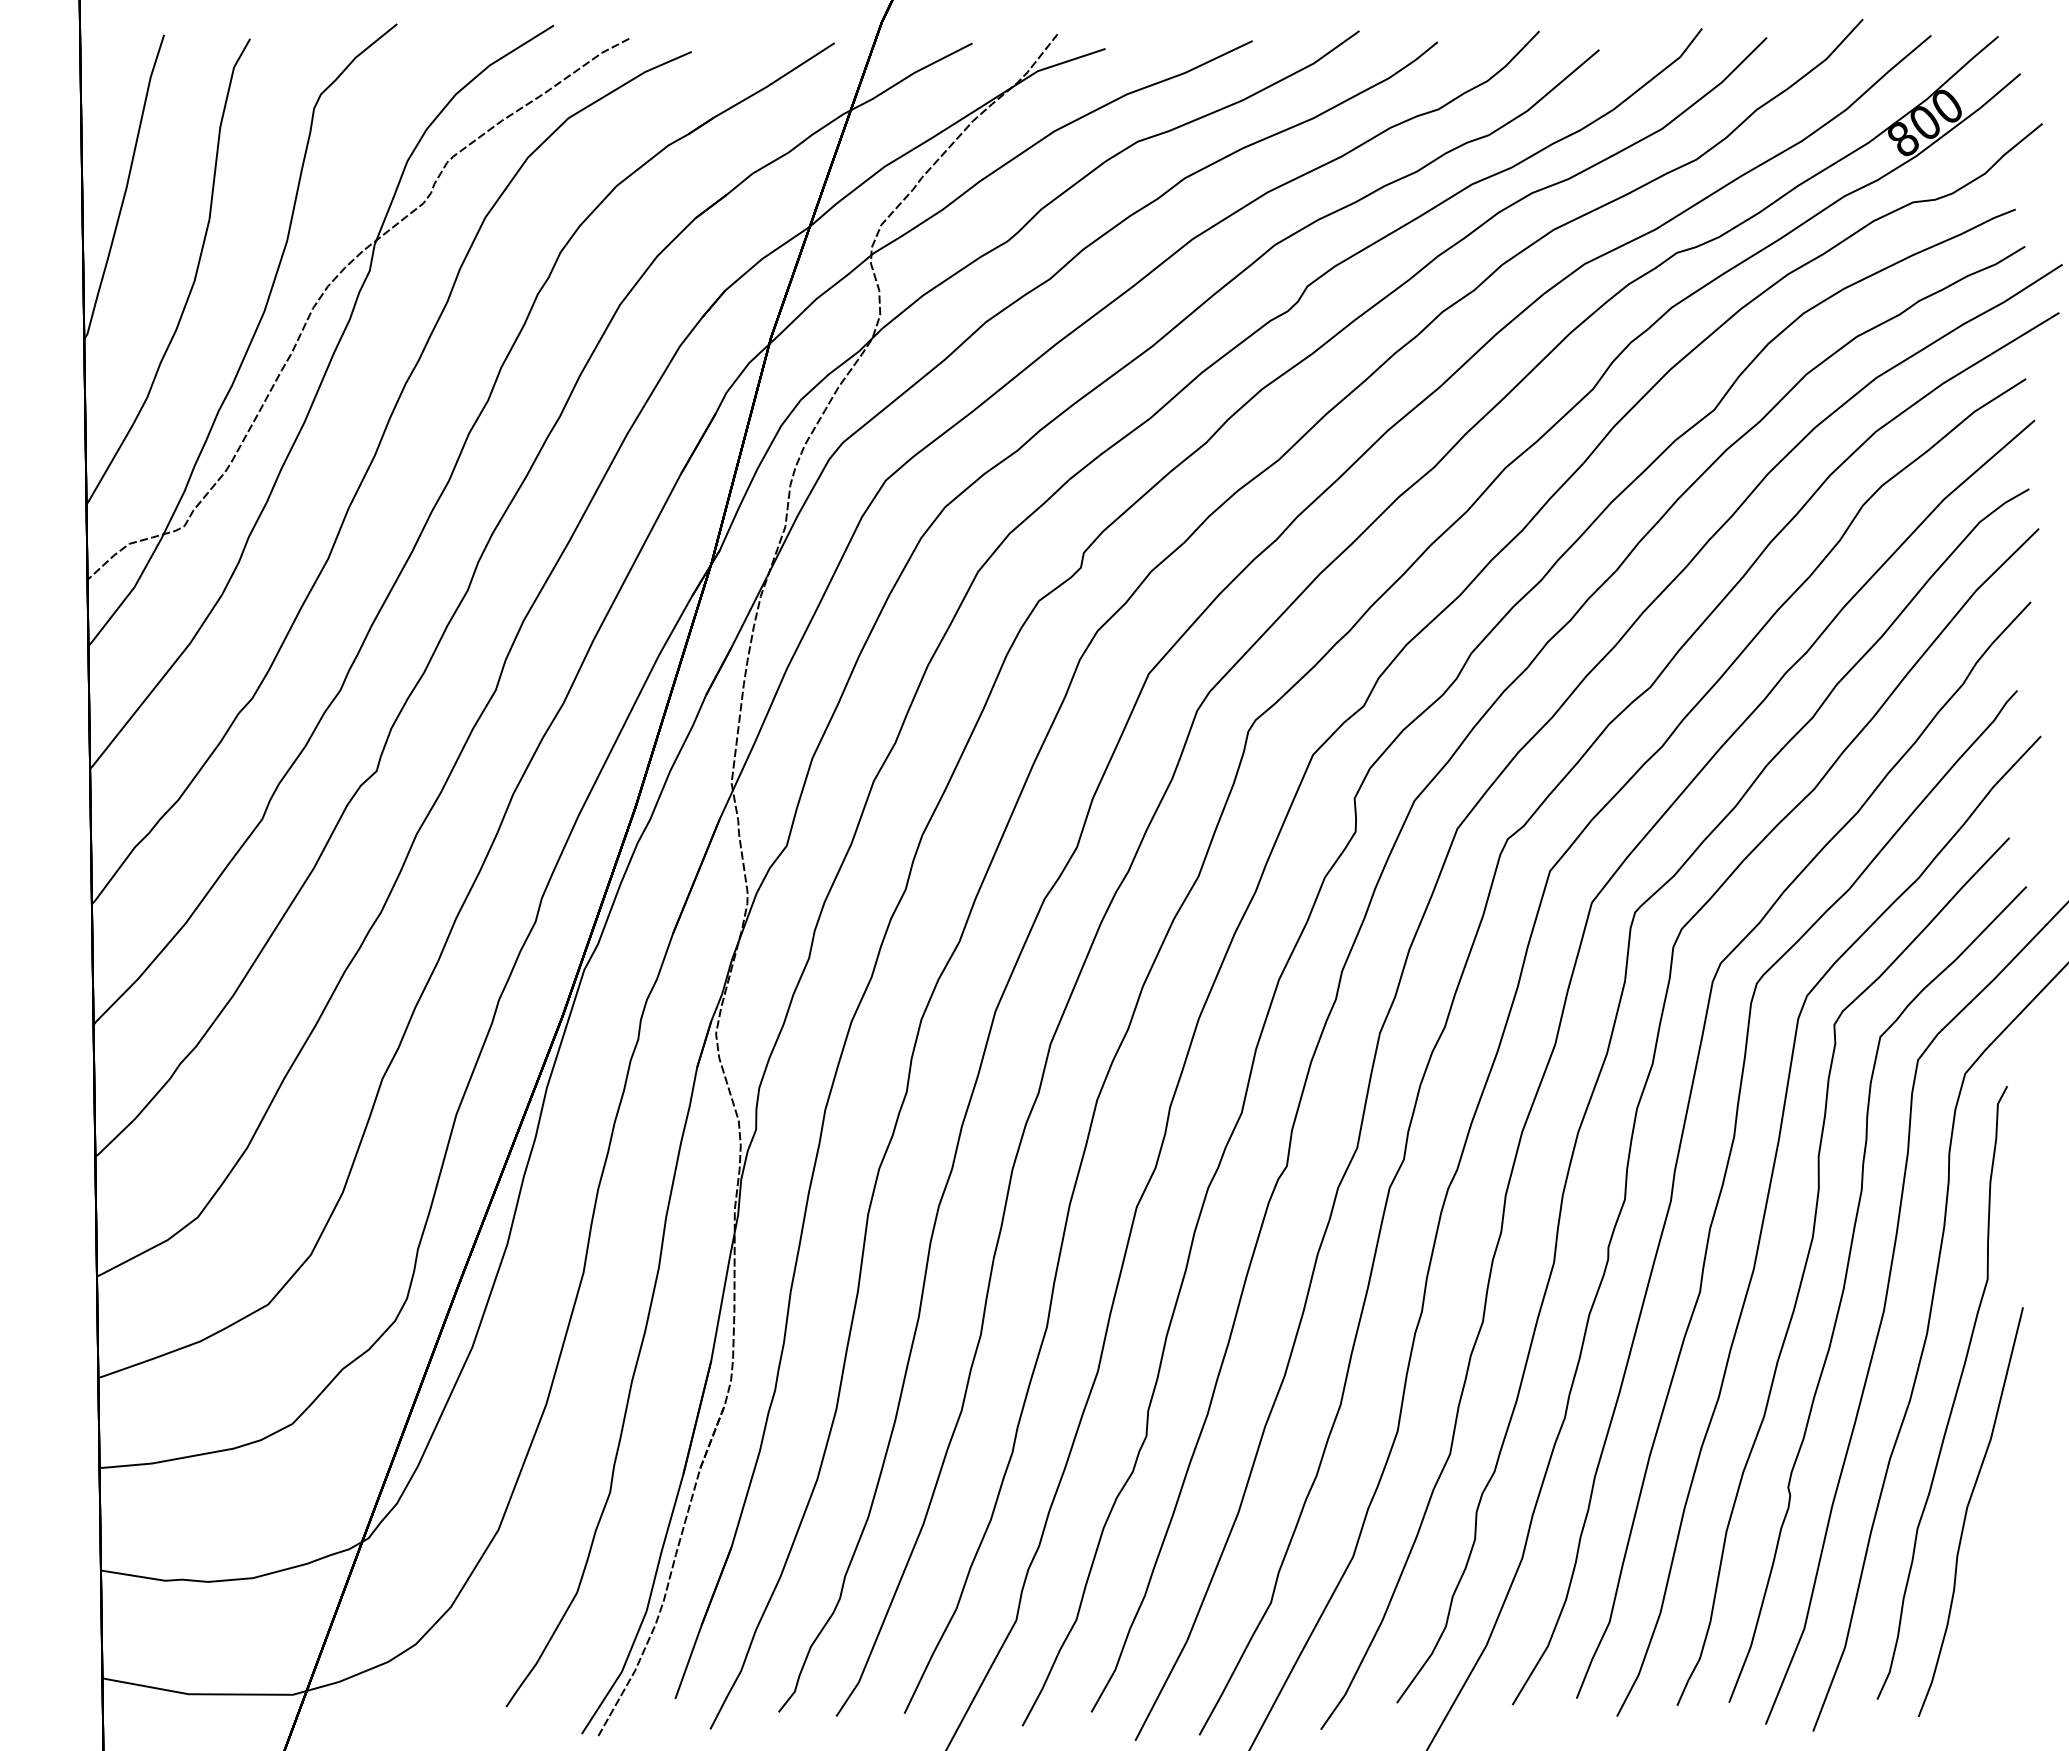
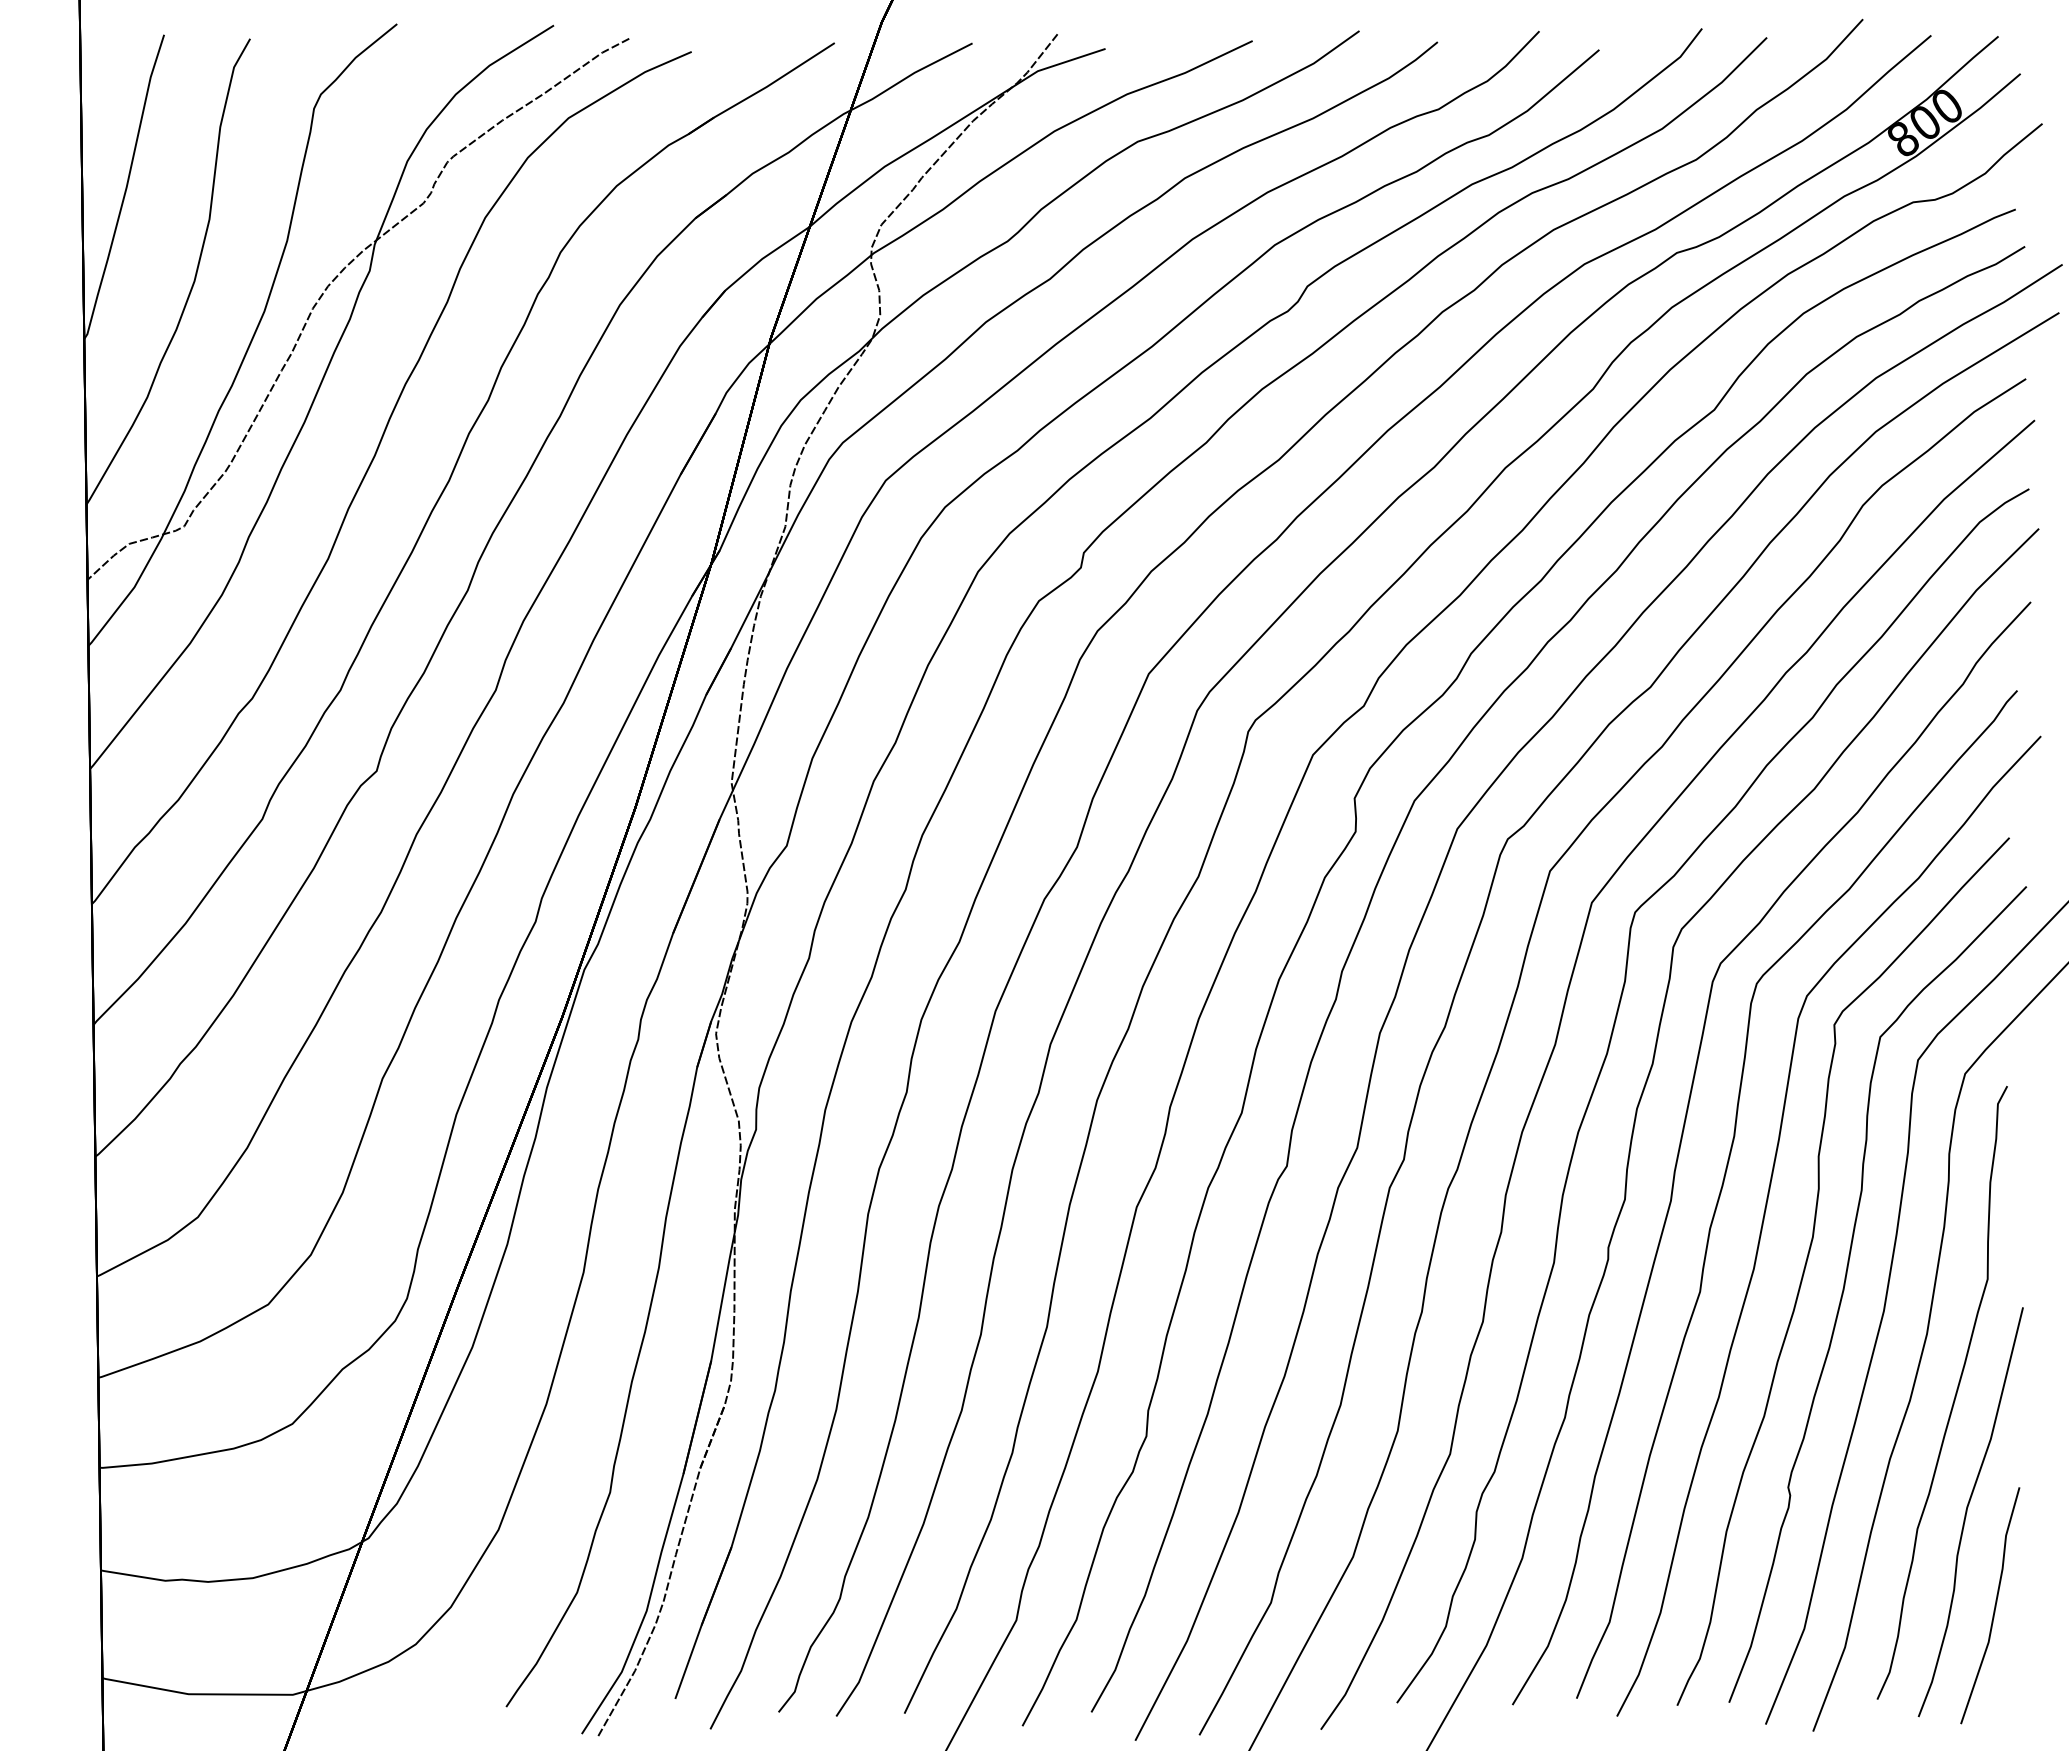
line: none -> present (1994, 1605)
